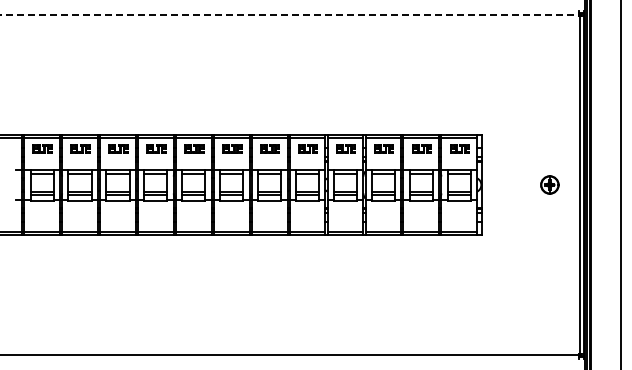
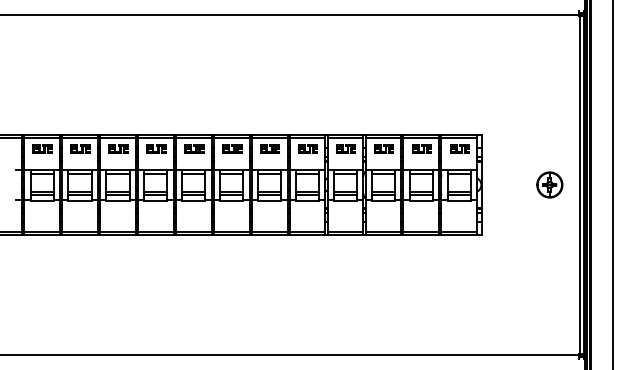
line: dashed -> solid (290, 14)
part size: 20x20 px -> 28x28 px (549, 184)
line position: (621, 184) -> (613, 184) (613, 184)
